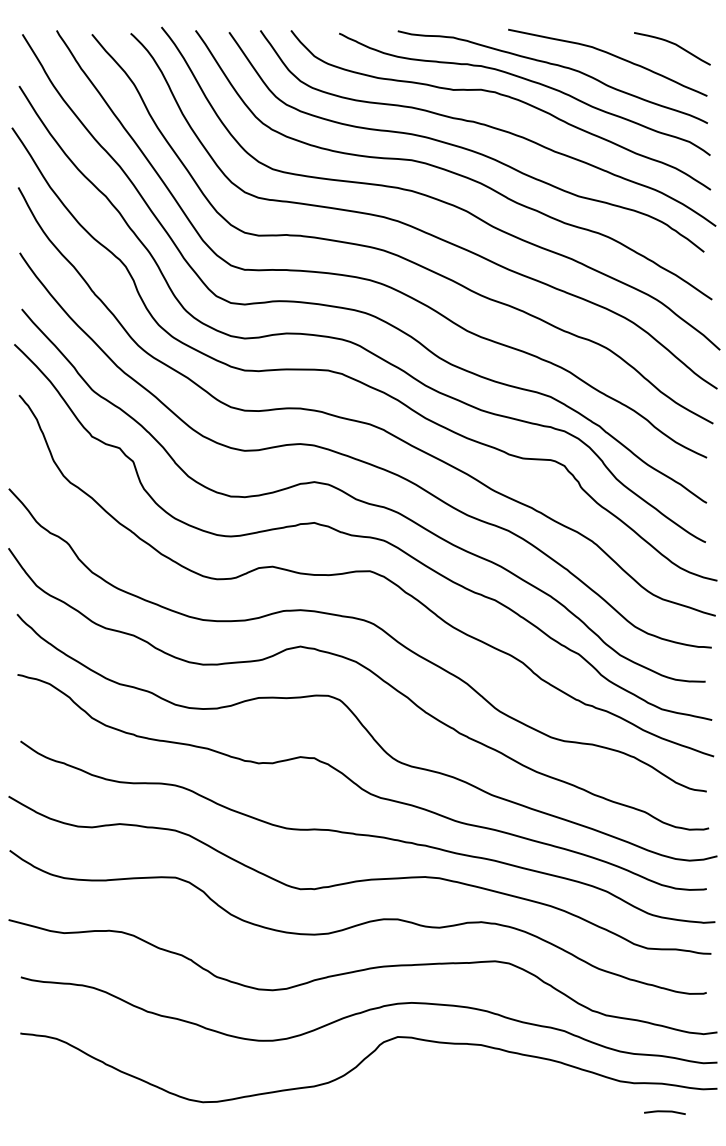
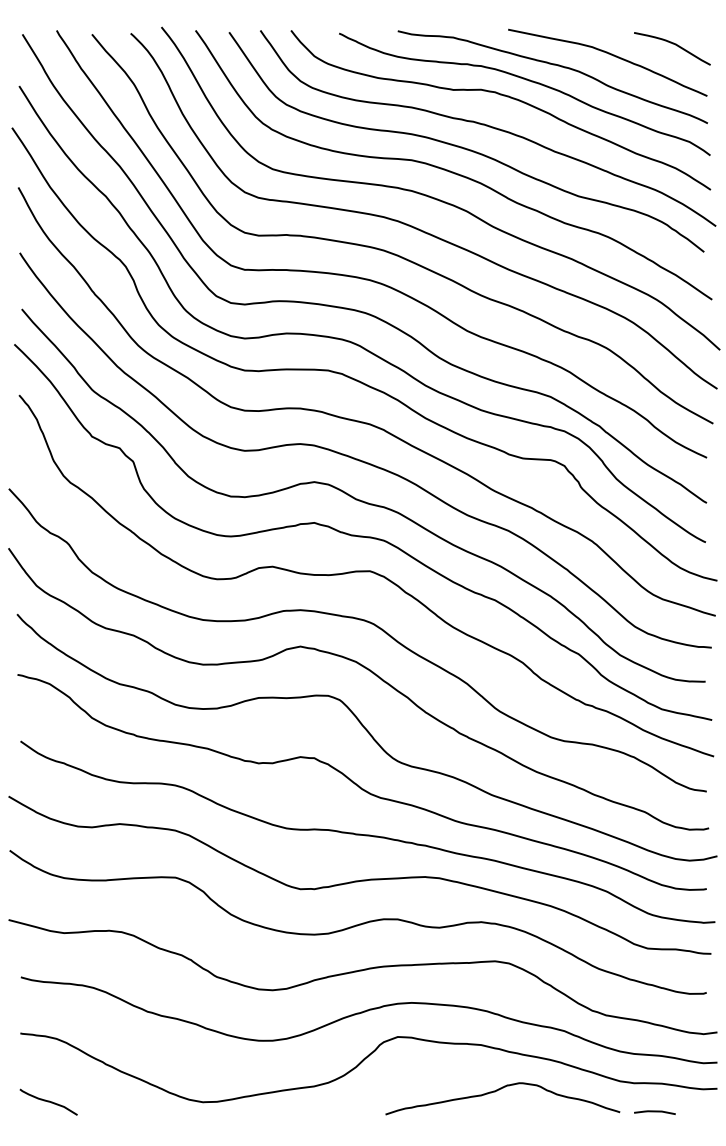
curve: none -> present (499, 1090)
curve: none -> present (48, 1101)
line position: (664, 1112) -> (654, 1112) (654, 1112)
